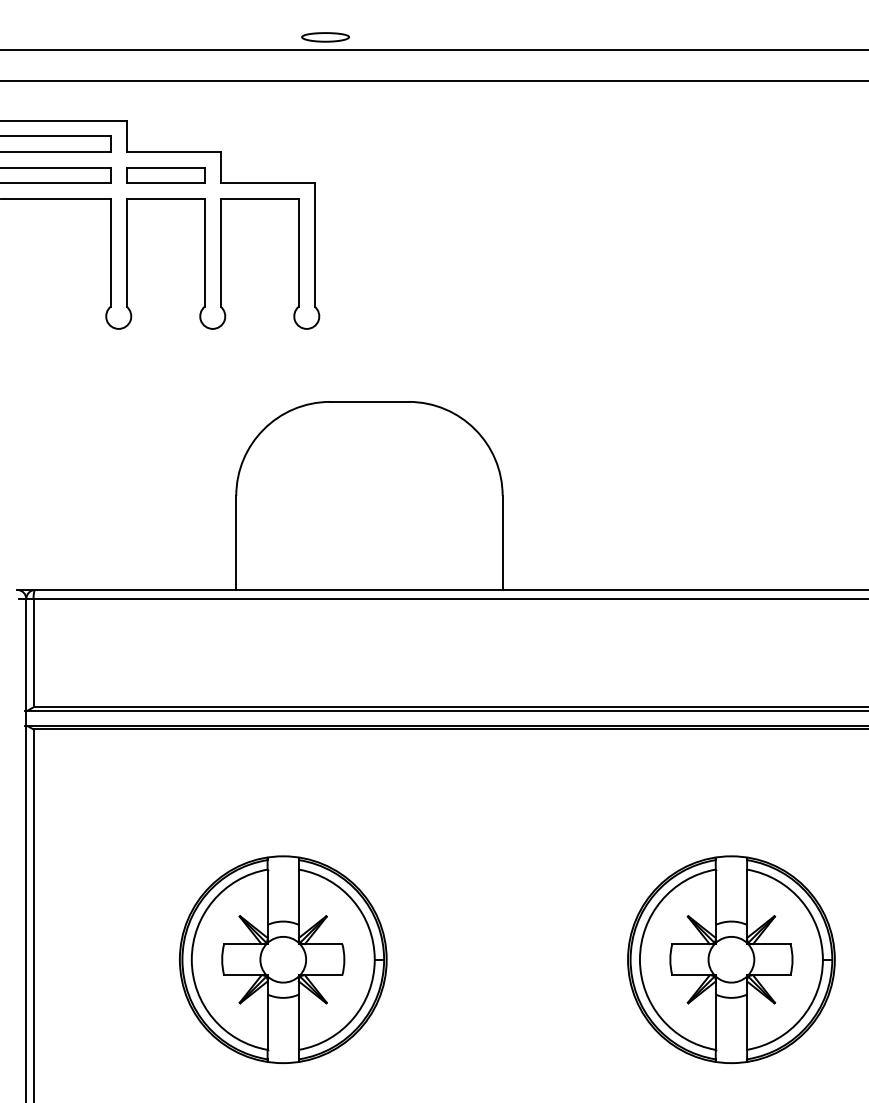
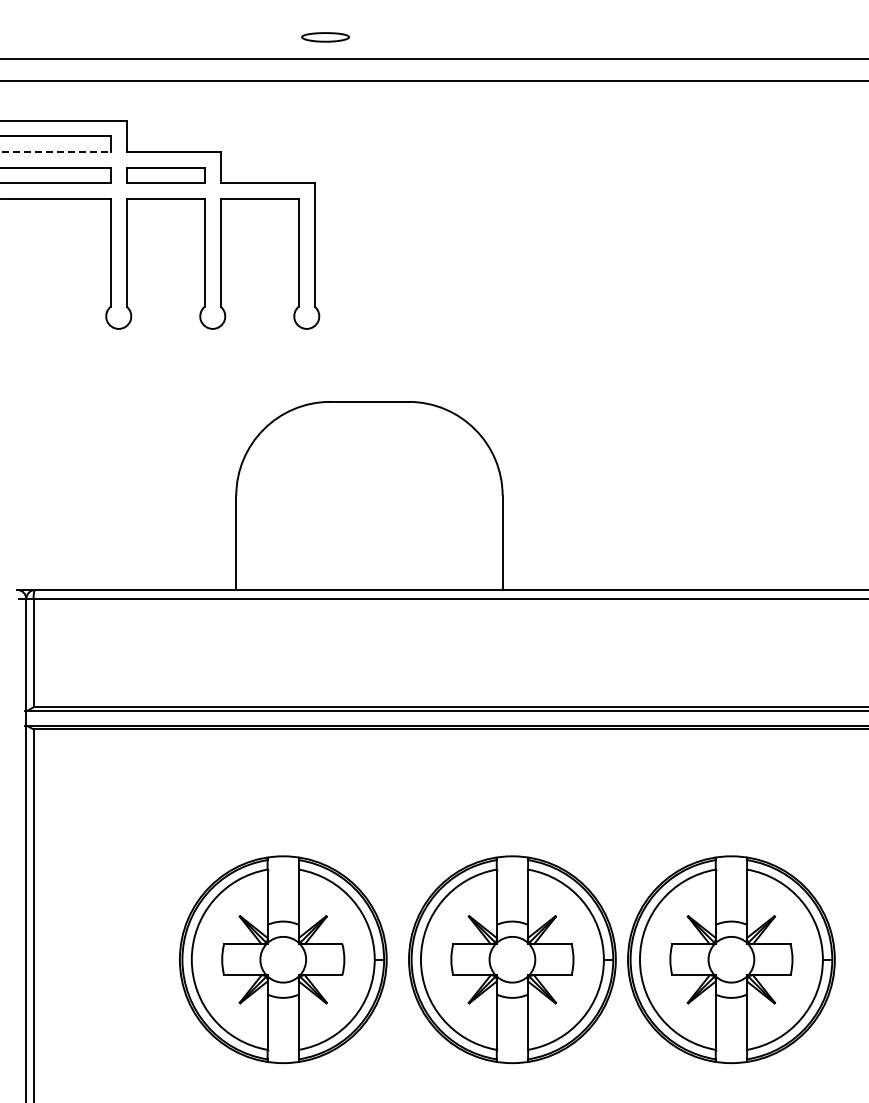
line position: (433, 50) -> (433, 59) (433, 59)
line: solid -> dashed (56, 151)
part: none -> present (512, 959)
